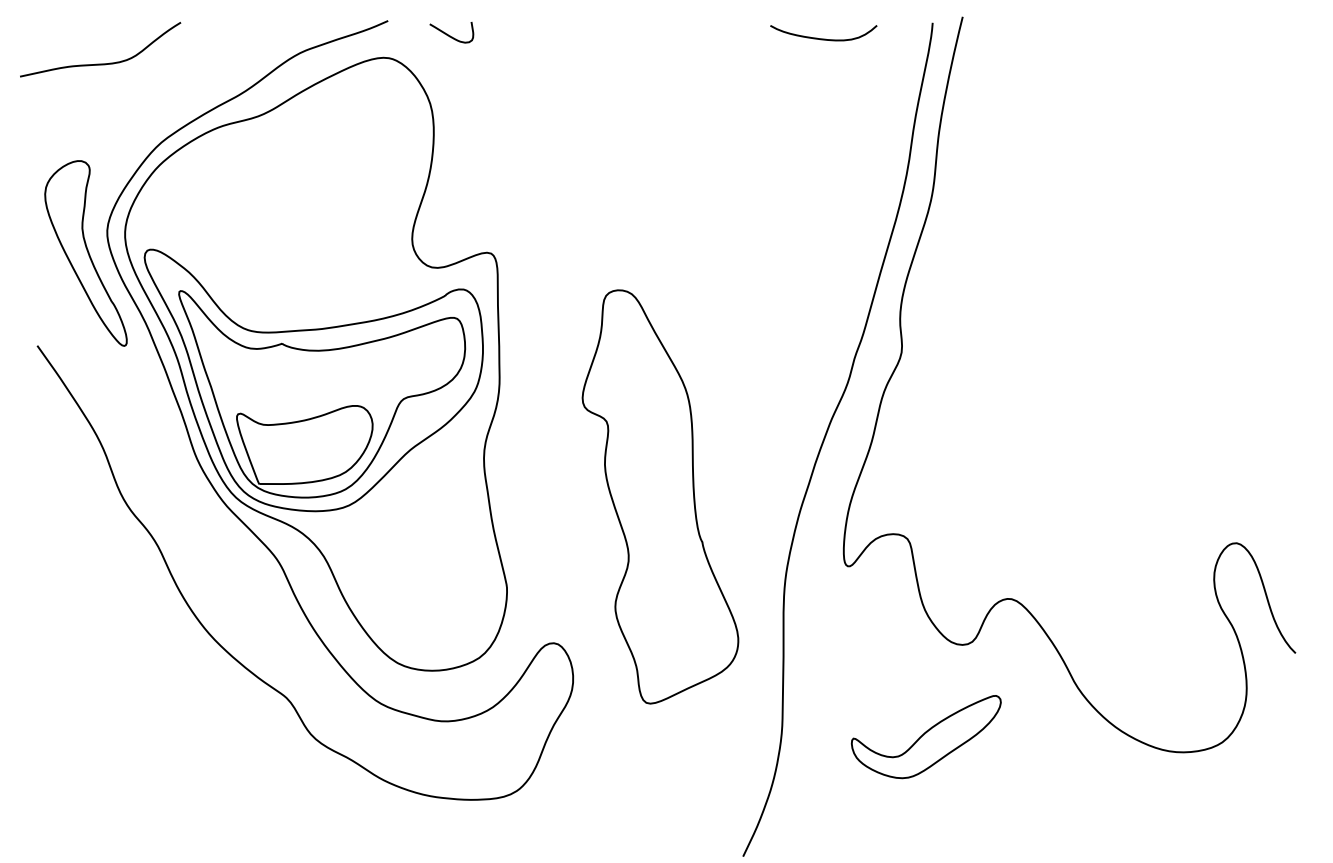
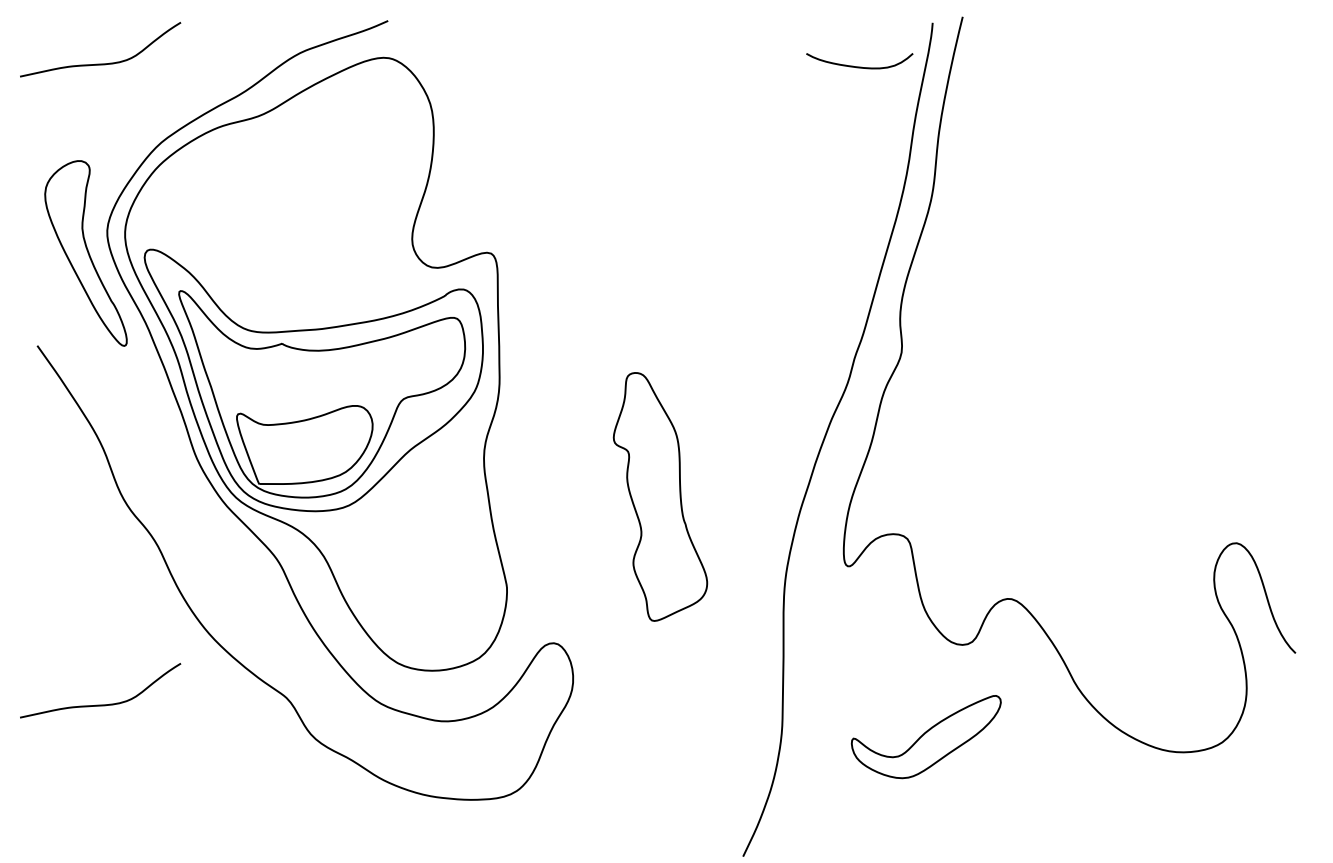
curve: present -> none (450, 35)
curve position: (823, 38) -> (859, 66) (859, 66)
part size: 159x416 px -> 97x250 px (660, 496)
curve: none -> present (100, 704)
